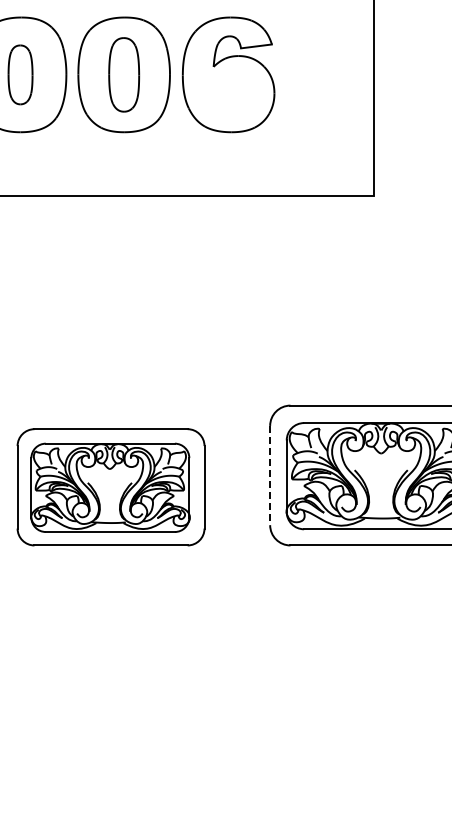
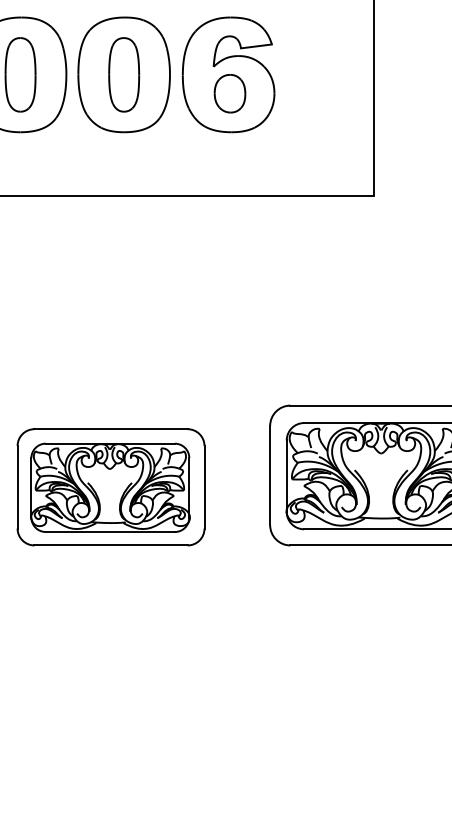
part size: 27x62 px -> 33x76 px (20, 74)
part: none -> present (229, 93)
line: dashed -> solid (270, 475)
